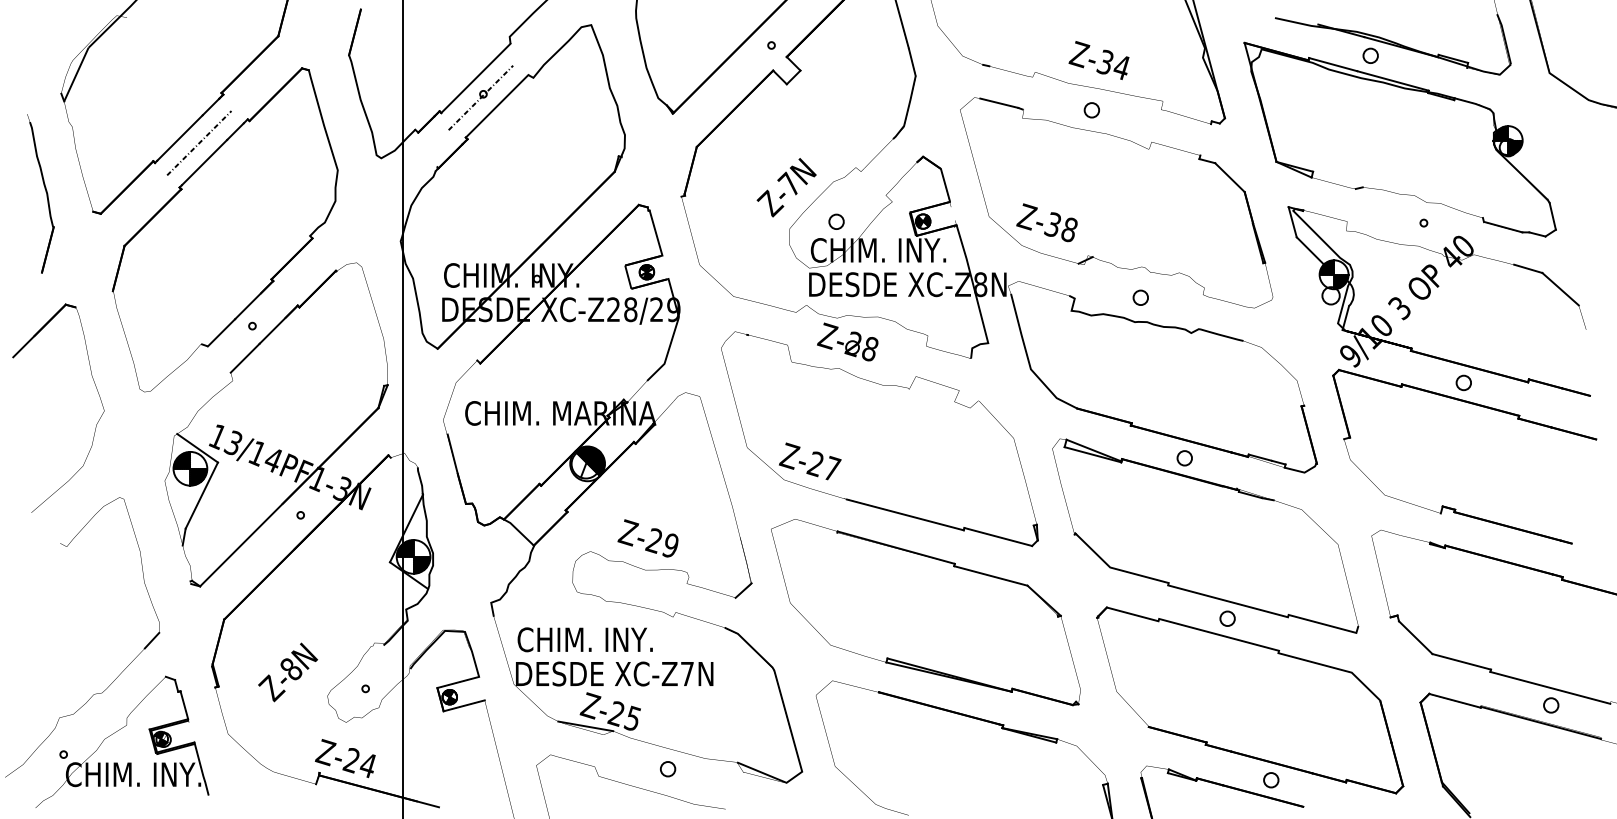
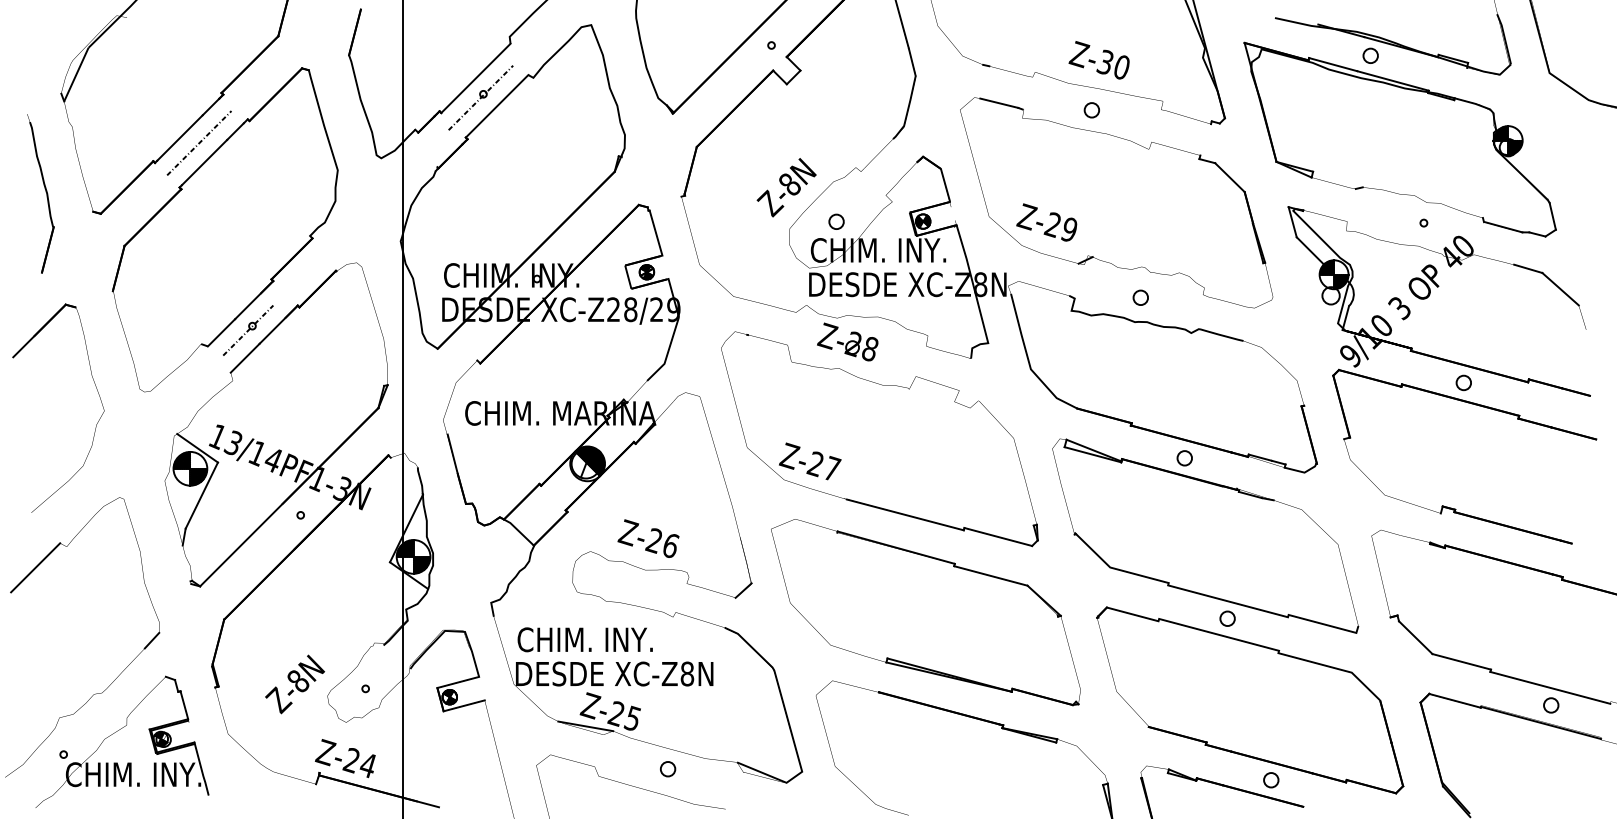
text: Z-34 -> Z-30 (1121, 67)
text: Z-7N -> Z-8N (788, 183)
text: Z-38 -> Z-29 (1060, 227)
line: none -> present (248, 330)
text: Z-29 -> Z-26 (670, 545)
line: none -> present (35, 567)
text position: (288, 672) -> (295, 684) (295, 684)
text: XC-Z7N -> XC-Z8N (687, 673)
